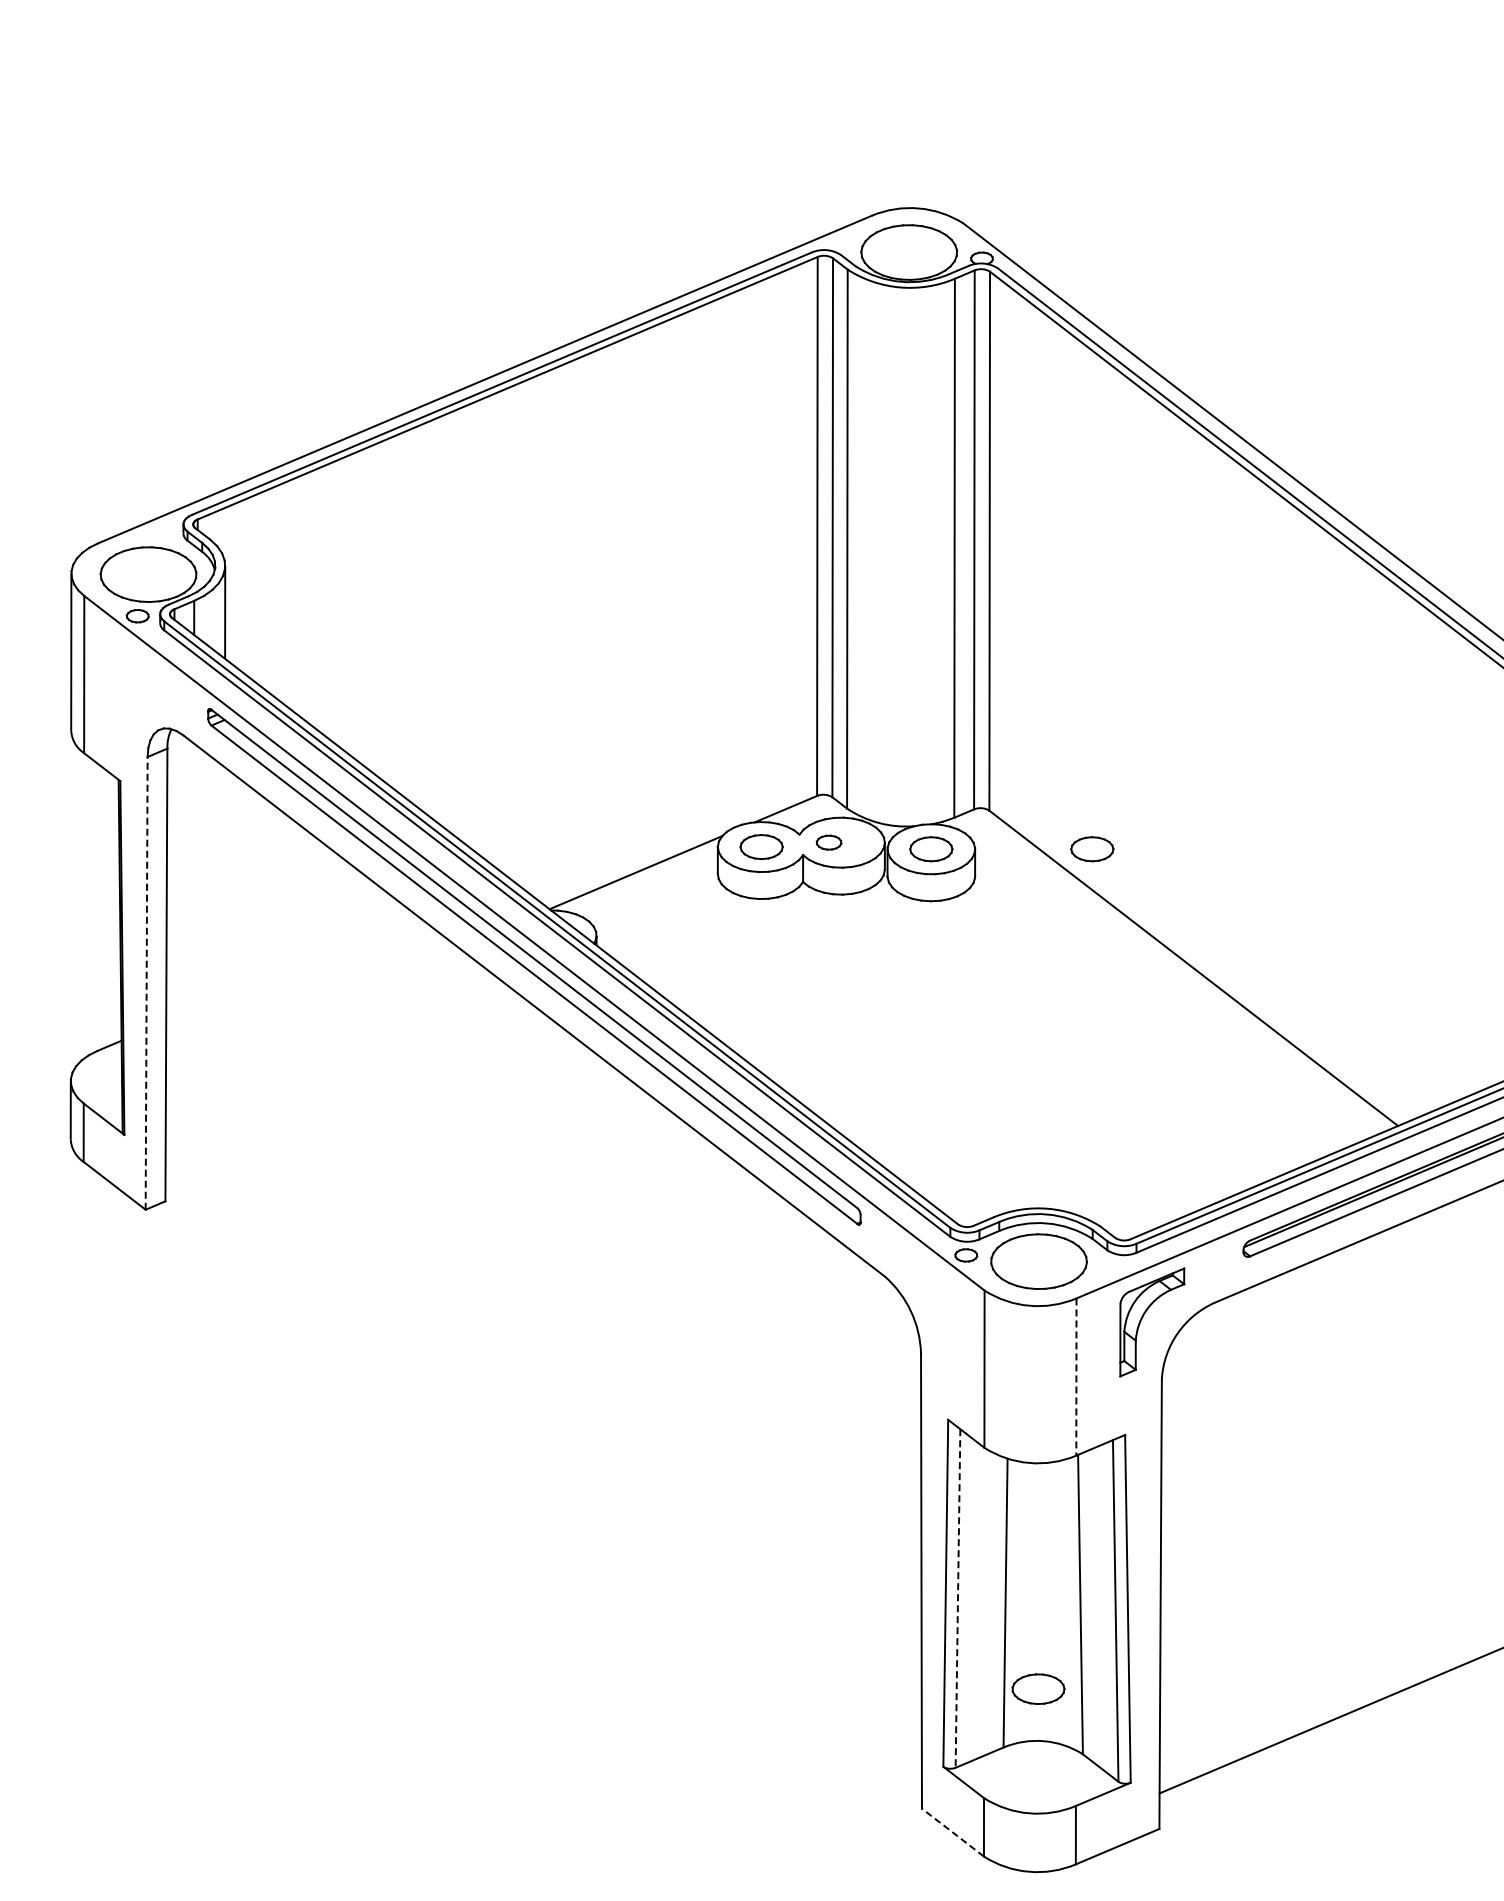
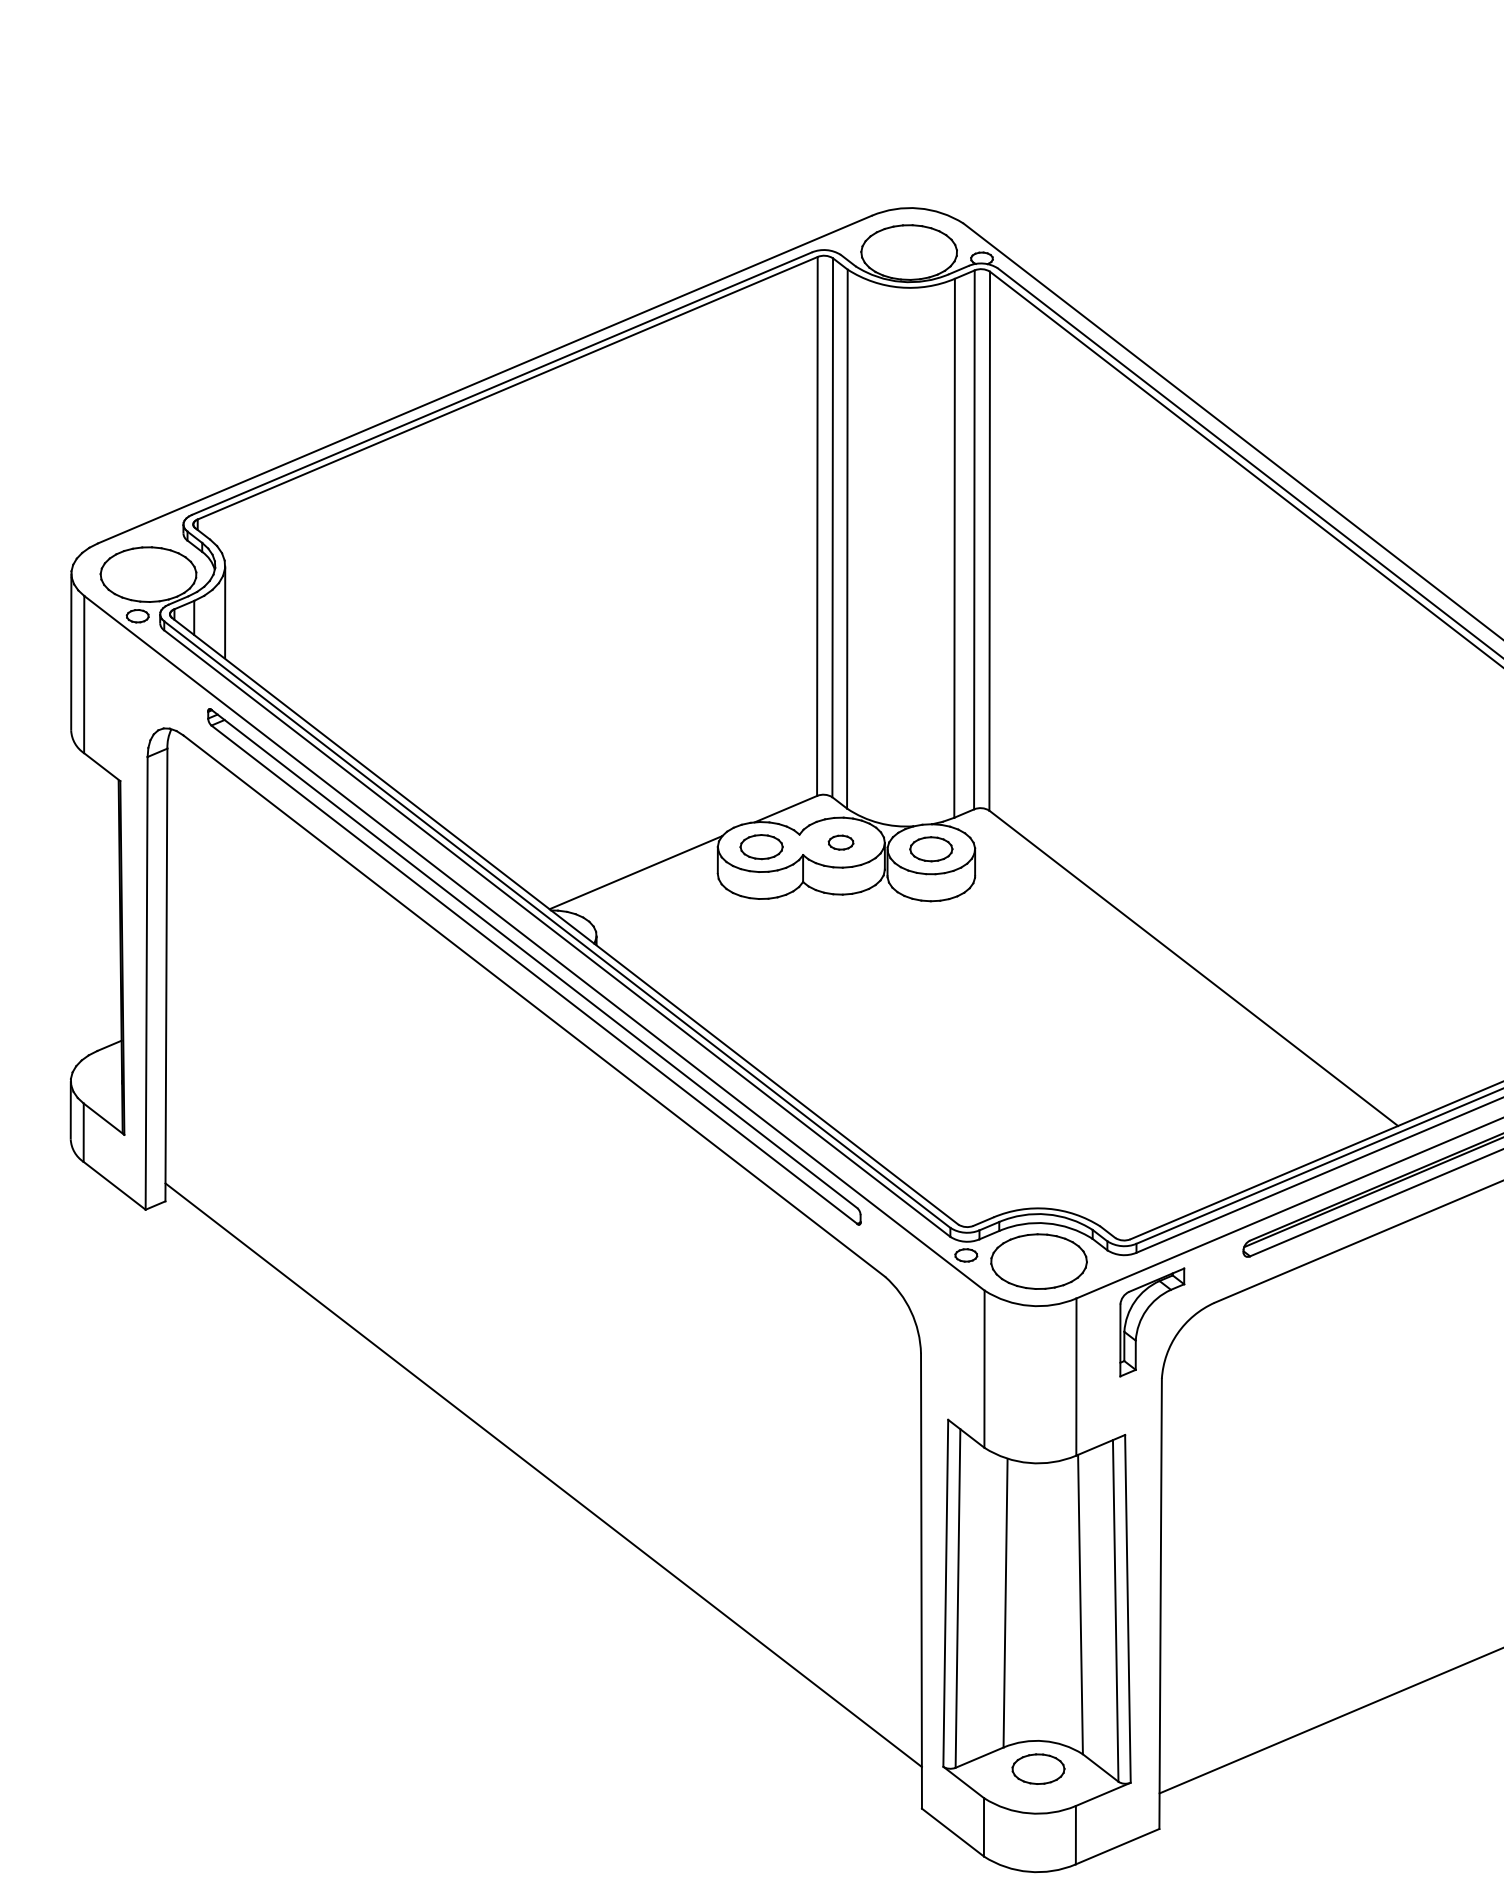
part position: (828, 842) -> (840, 842) (840, 842)
part: present -> none (1092, 849)
line: dashed -> solid (146, 982)
line: dashed -> solid (1076, 1377)
line: none -> present (543, 1475)
line: dashed -> solid (957, 1599)
part position: (1038, 1688) -> (1038, 1768) (1038, 1768)
line: dashed -> solid (952, 1832)
